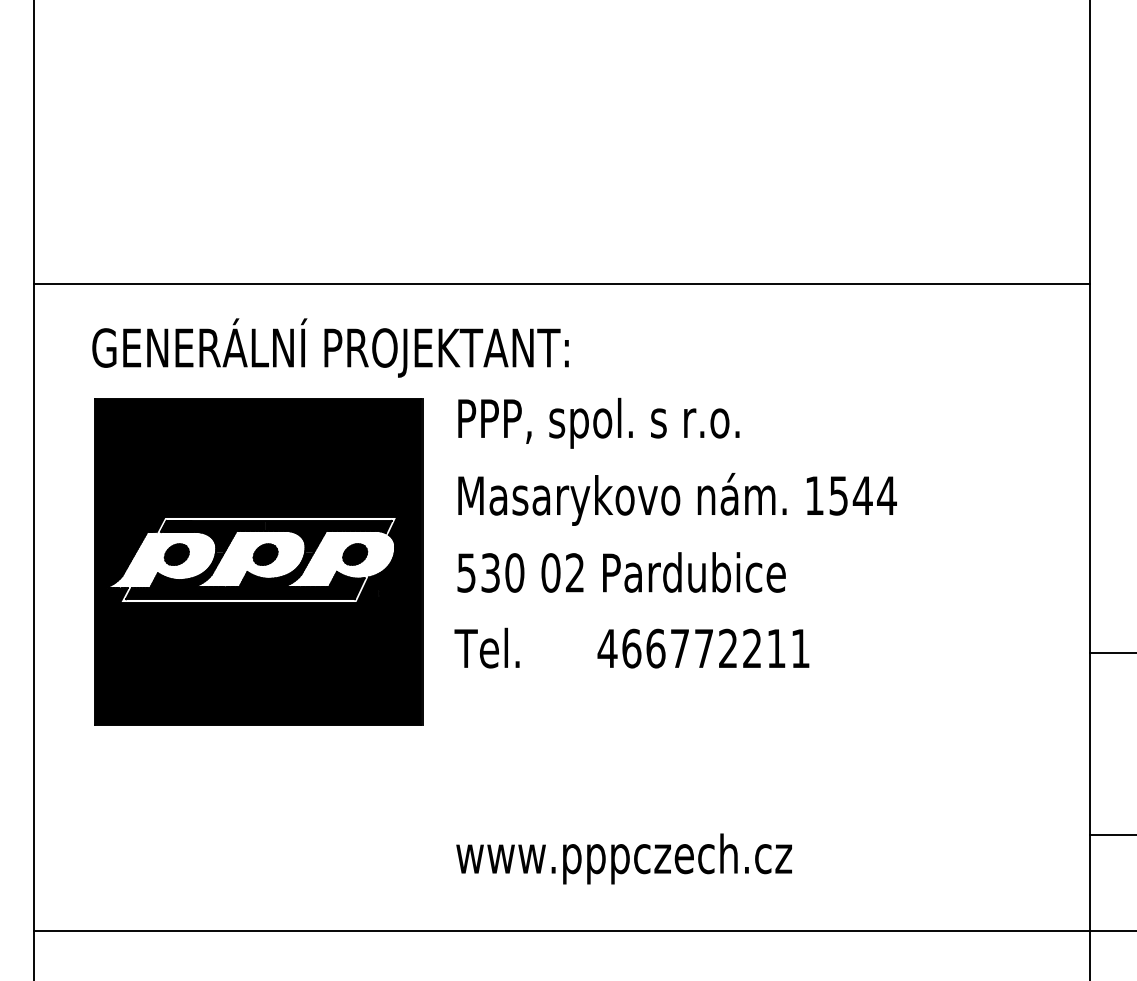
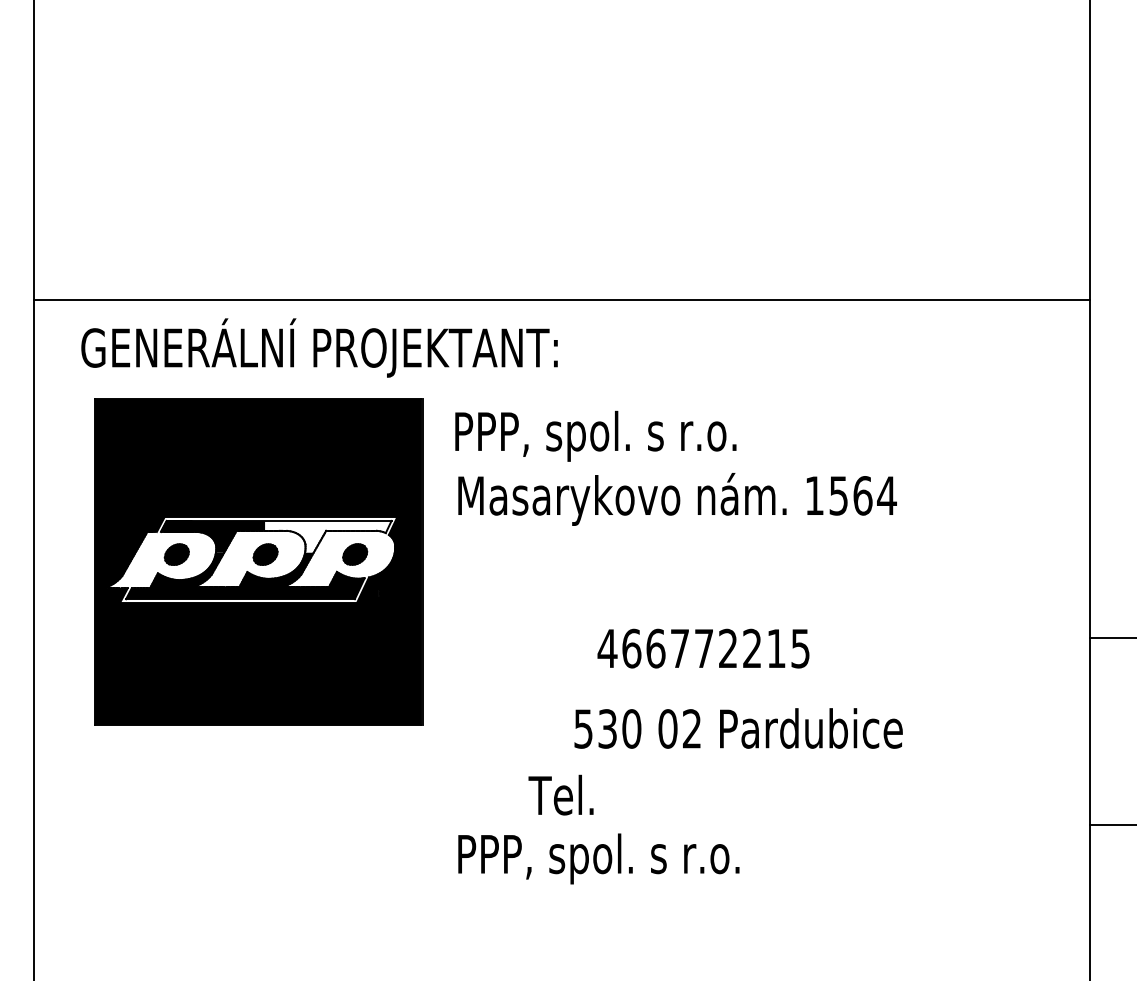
line position: (562, 284) -> (562, 300) (562, 300)
text position: (330, 347) -> (319, 347) (319, 347)
text position: (598, 422) -> (595, 435) (595, 435)
text: 1544 -> 1564 (862, 495)
fill: present -> none (328, 536)
text position: (621, 572) -> (738, 728) (738, 728)
text position: (486, 647) -> (560, 794) (560, 794)
text: 466772211 -> 466772215 (800, 648)
line position: (1111, 652) -> (1111, 637) (1111, 637)
line position: (1111, 835) -> (1111, 825) (1111, 825)
text: www.pppczech.cz -> PPP, spol. s r.o. (623, 858)
line: present -> none (583, 931)
